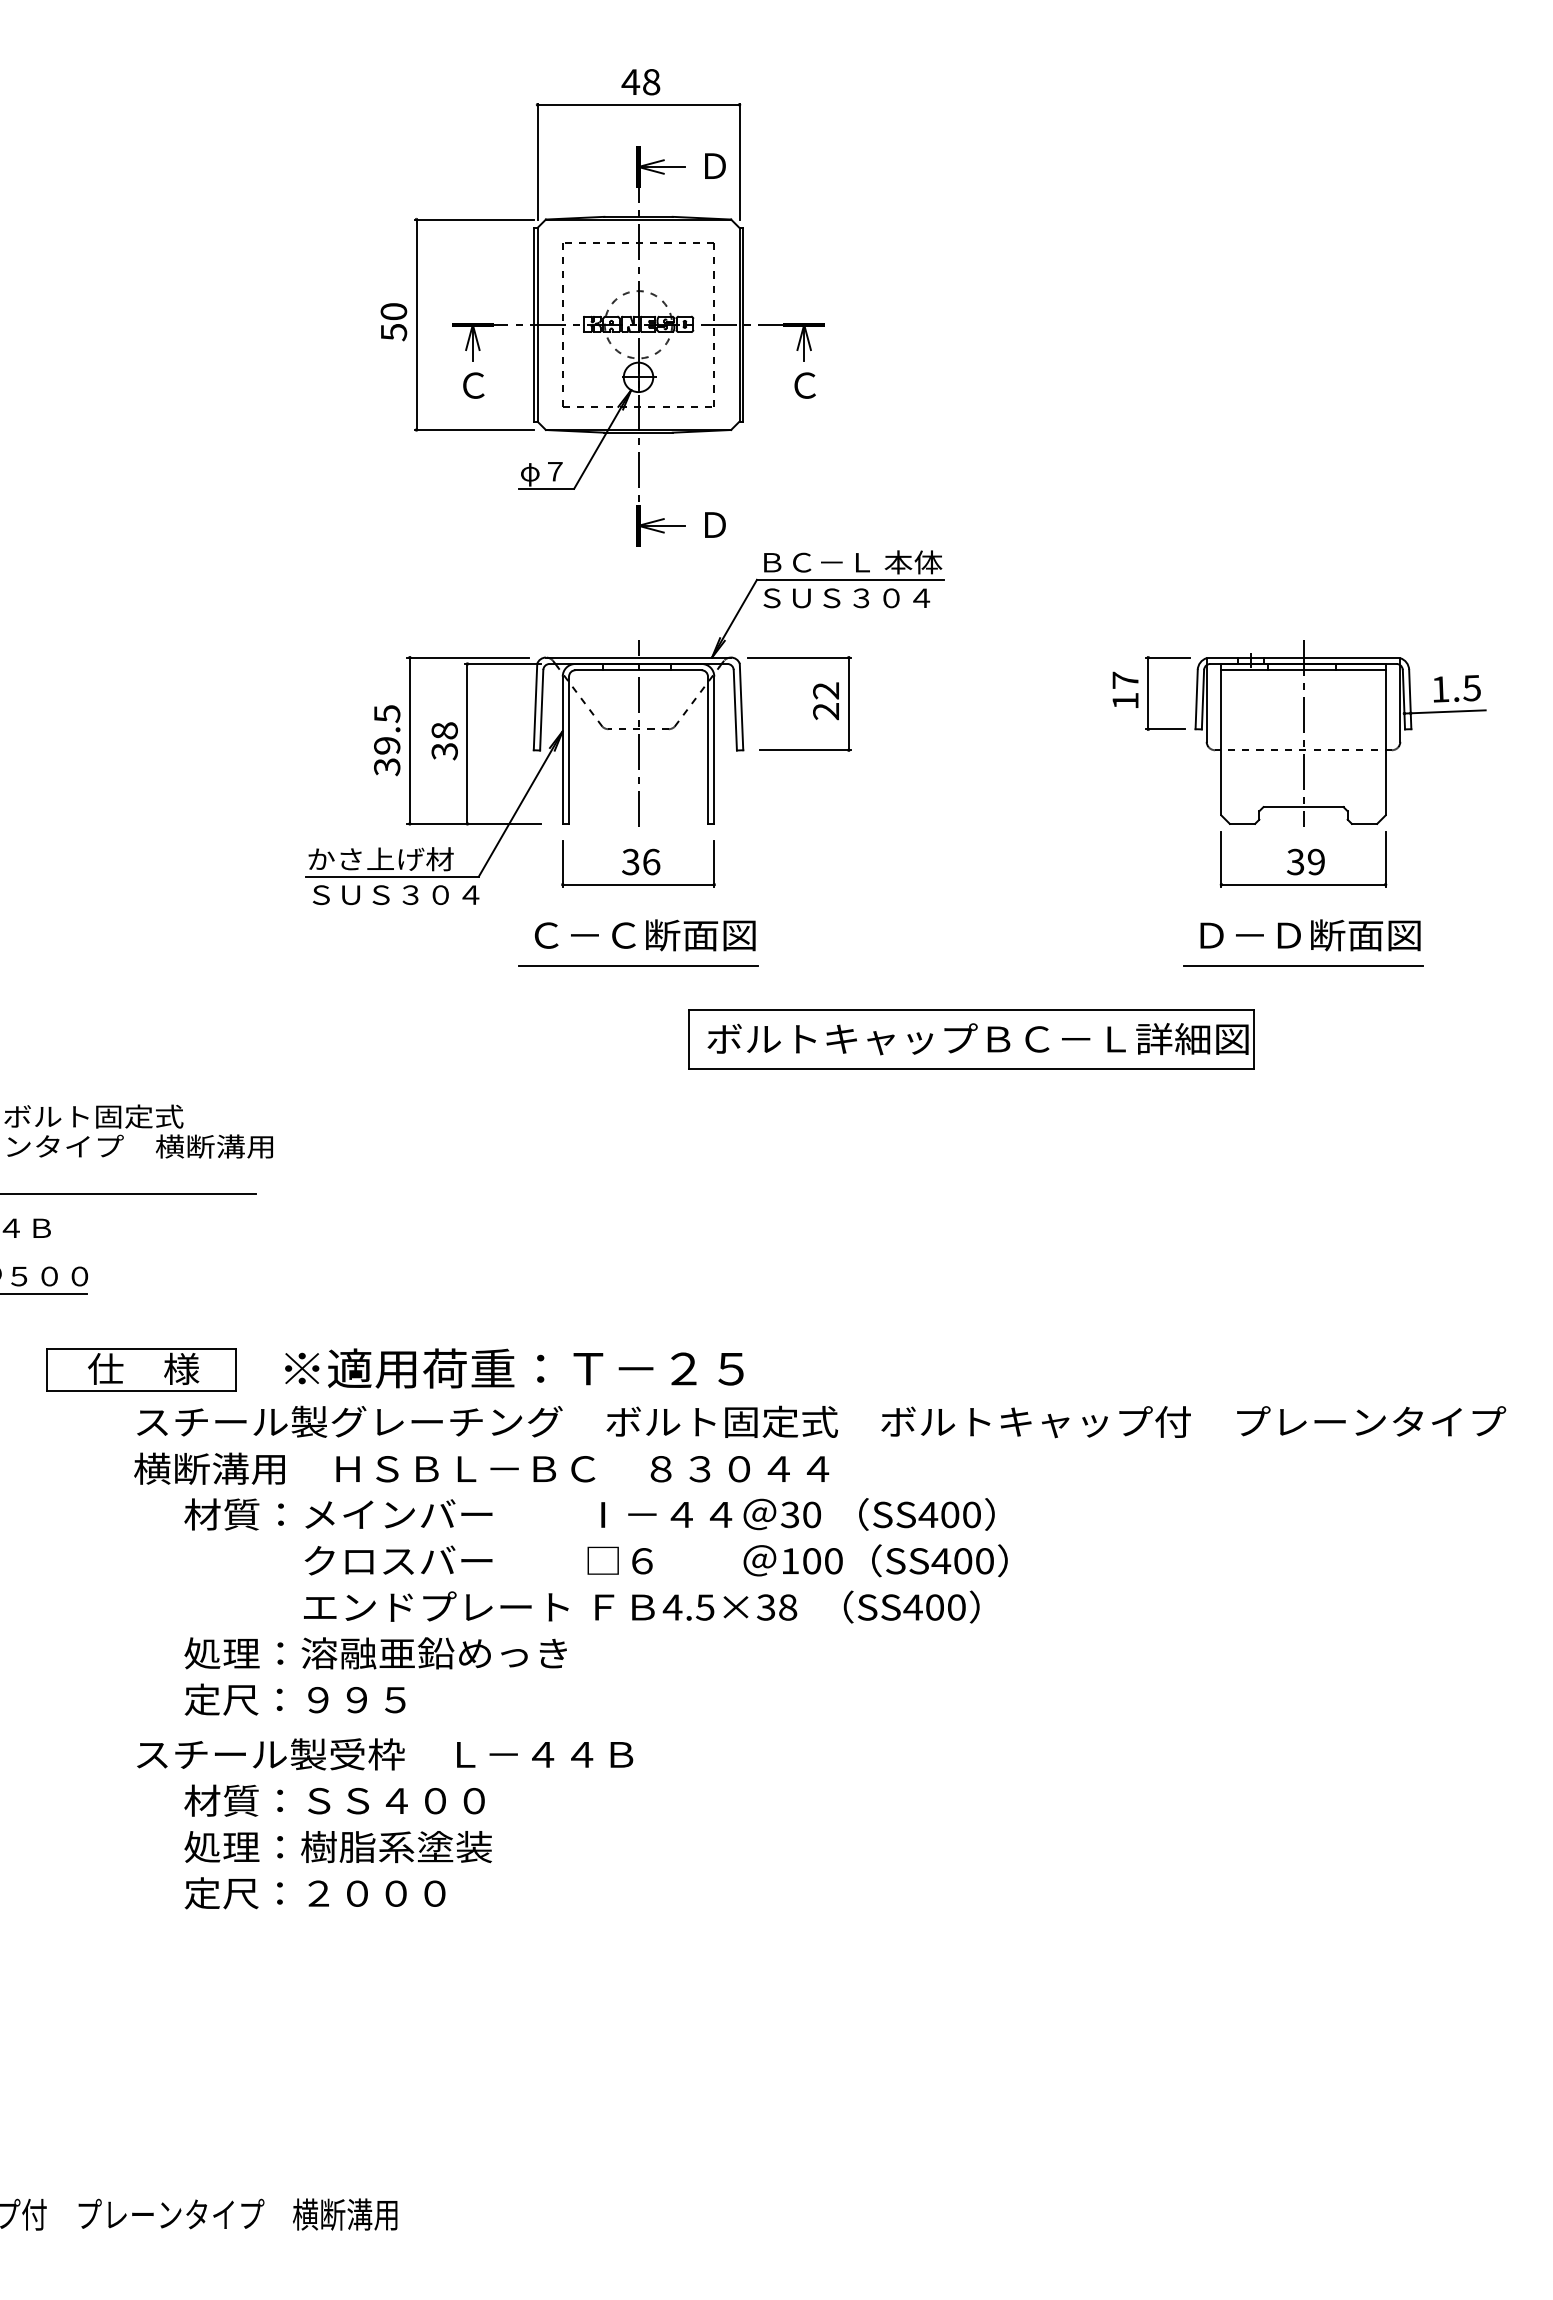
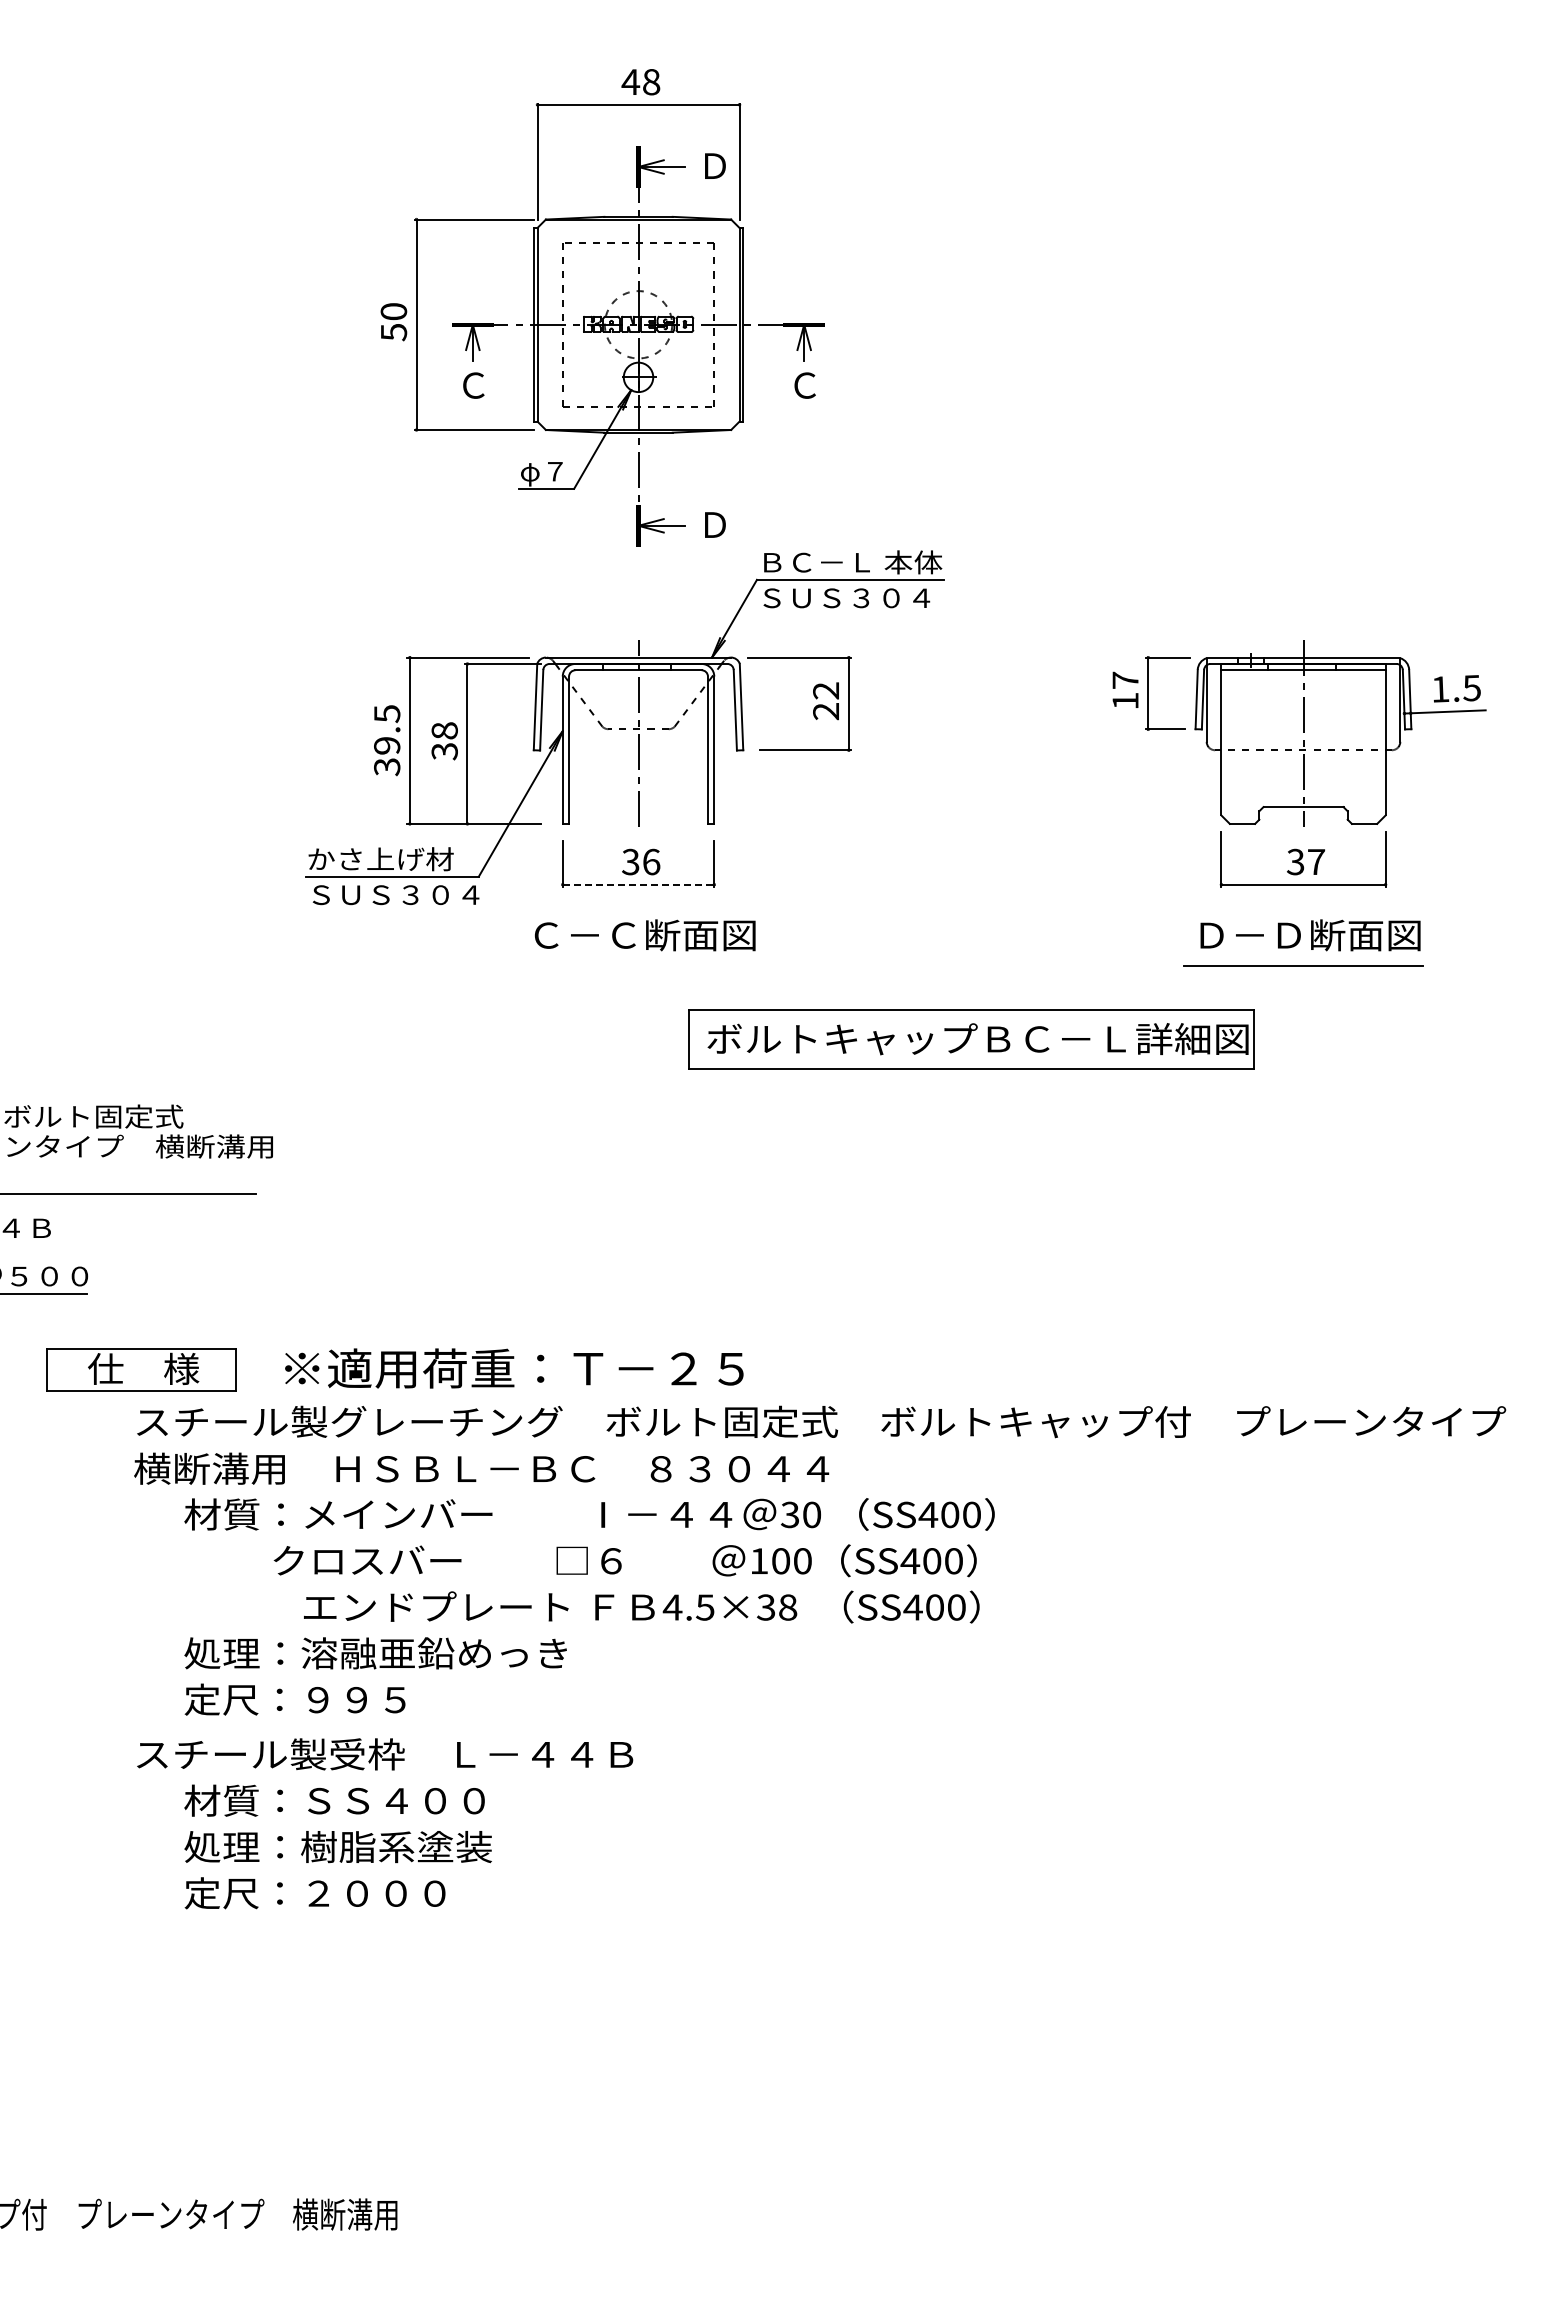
text: 39 -> 37 (1316, 861)
line: solid -> dashed (638, 884)
line: present -> none (638, 965)
text position: (655, 1560) -> (624, 1560) (624, 1560)
